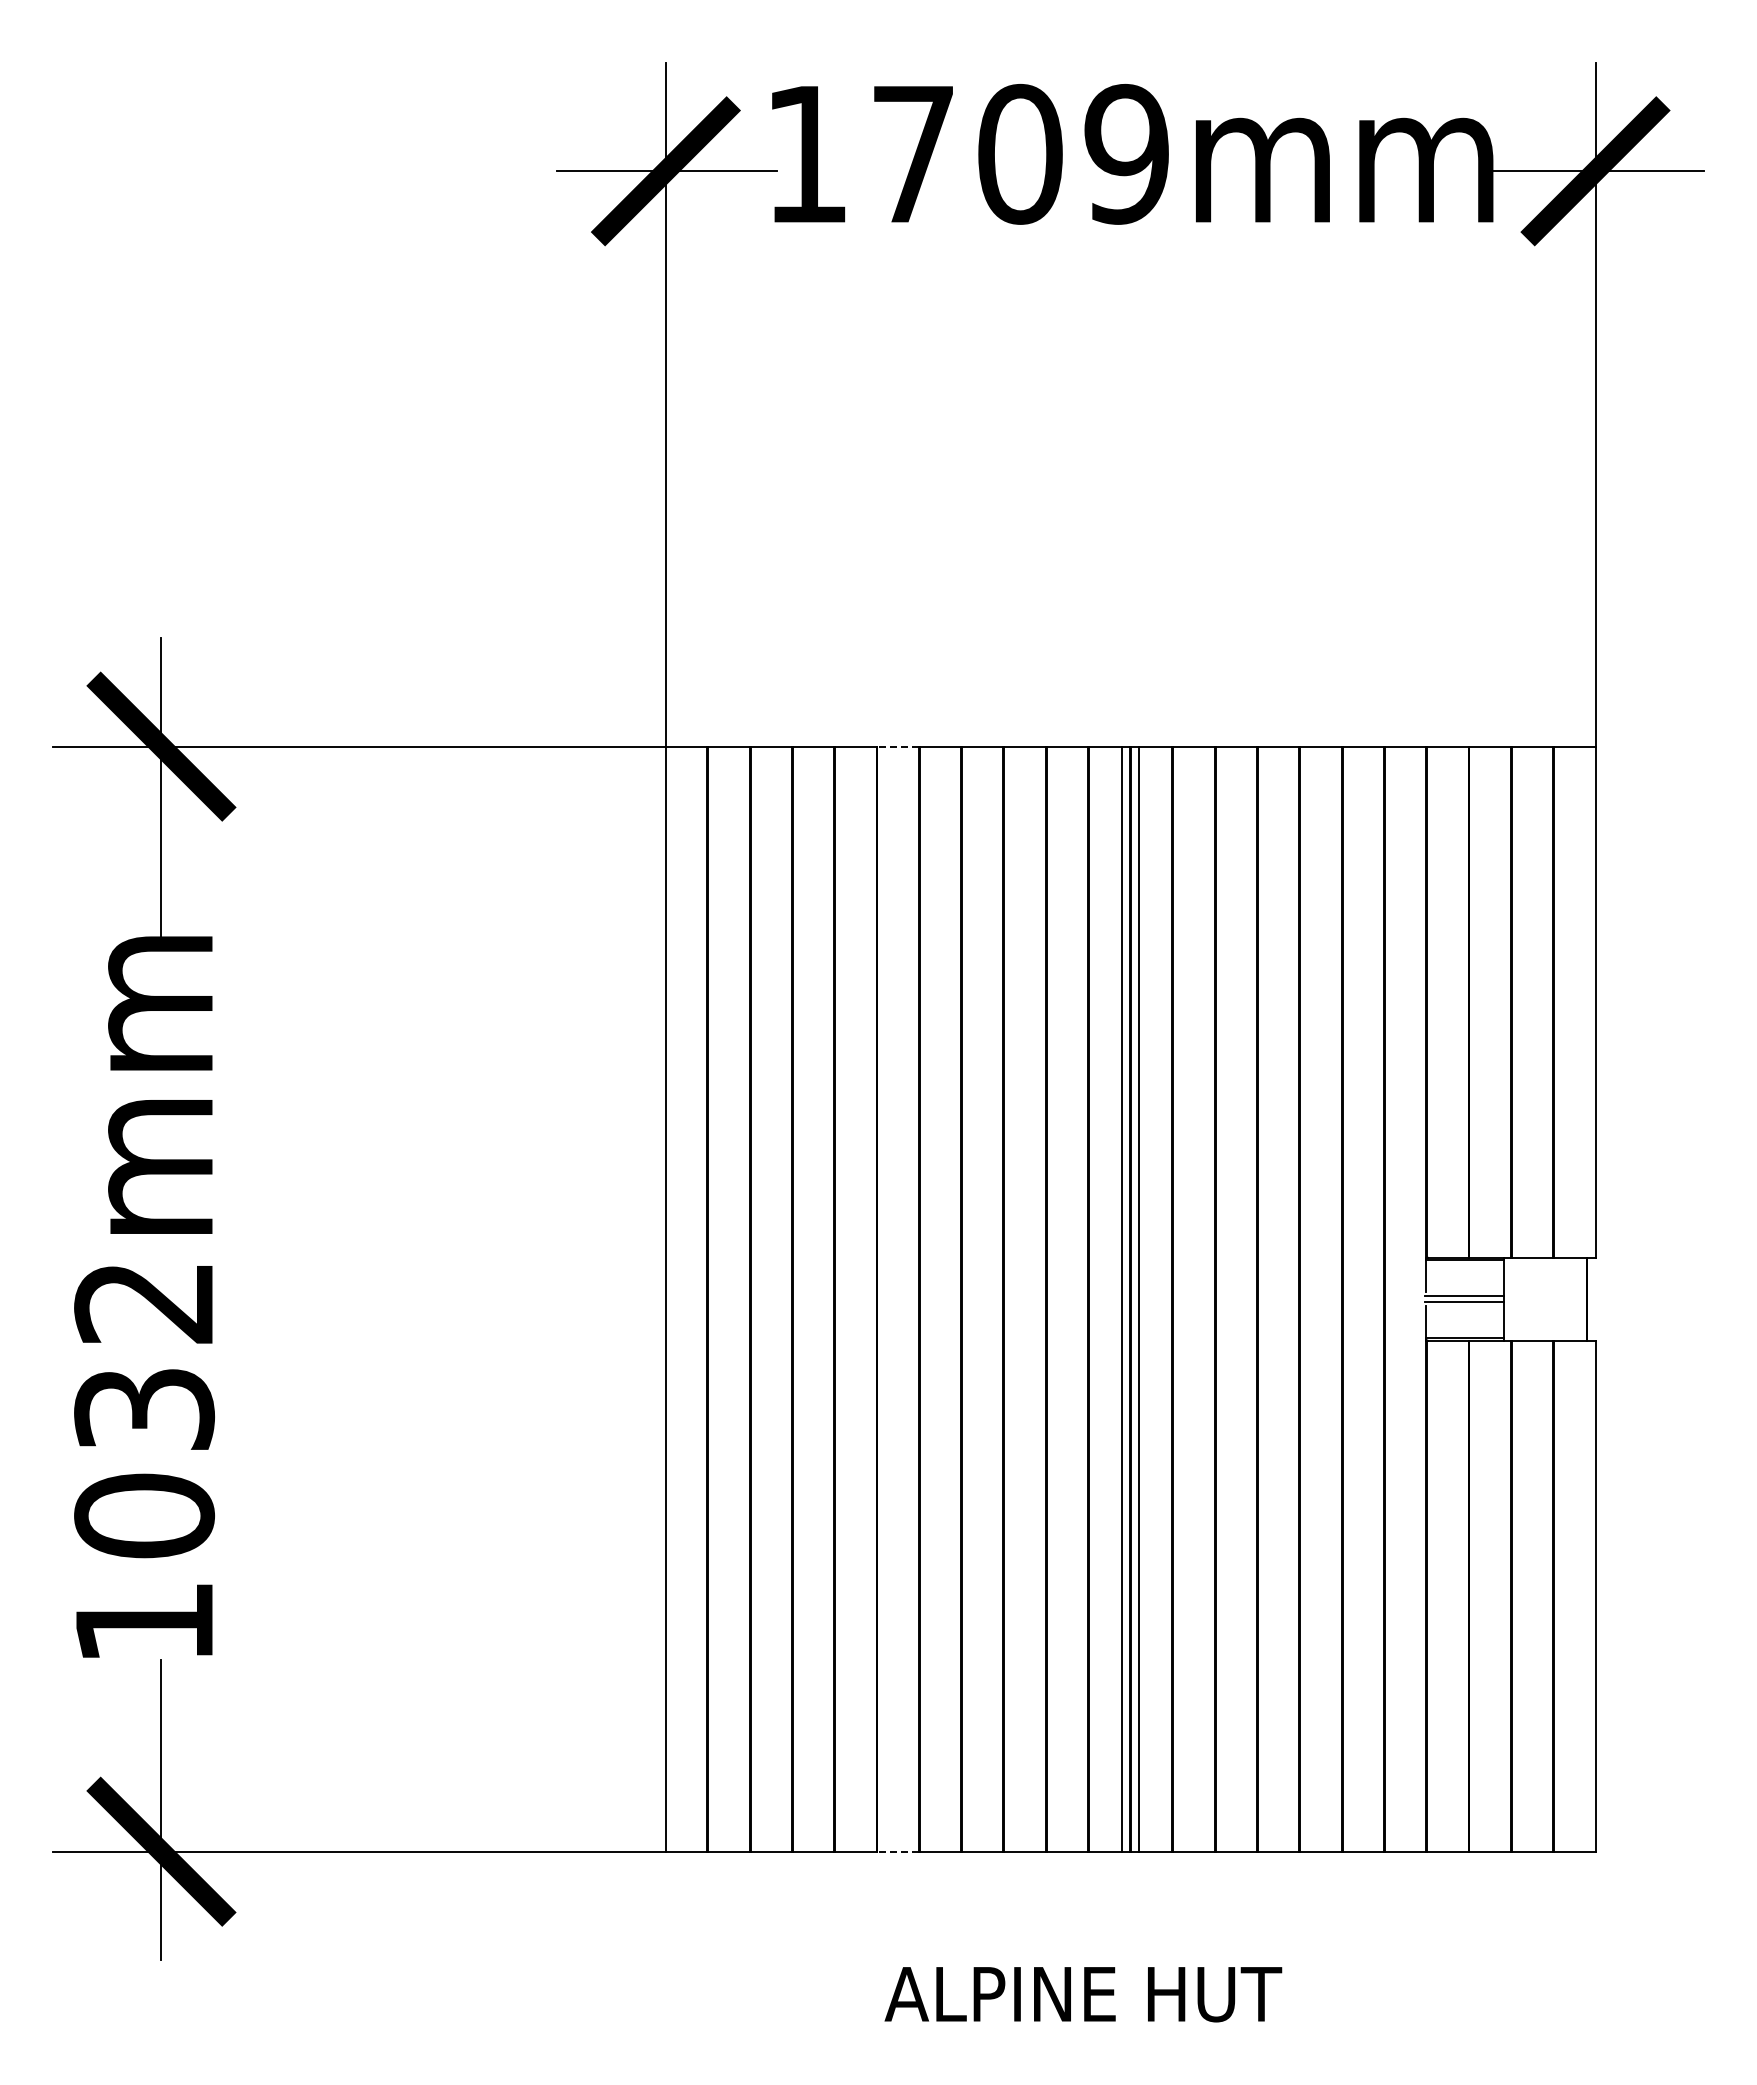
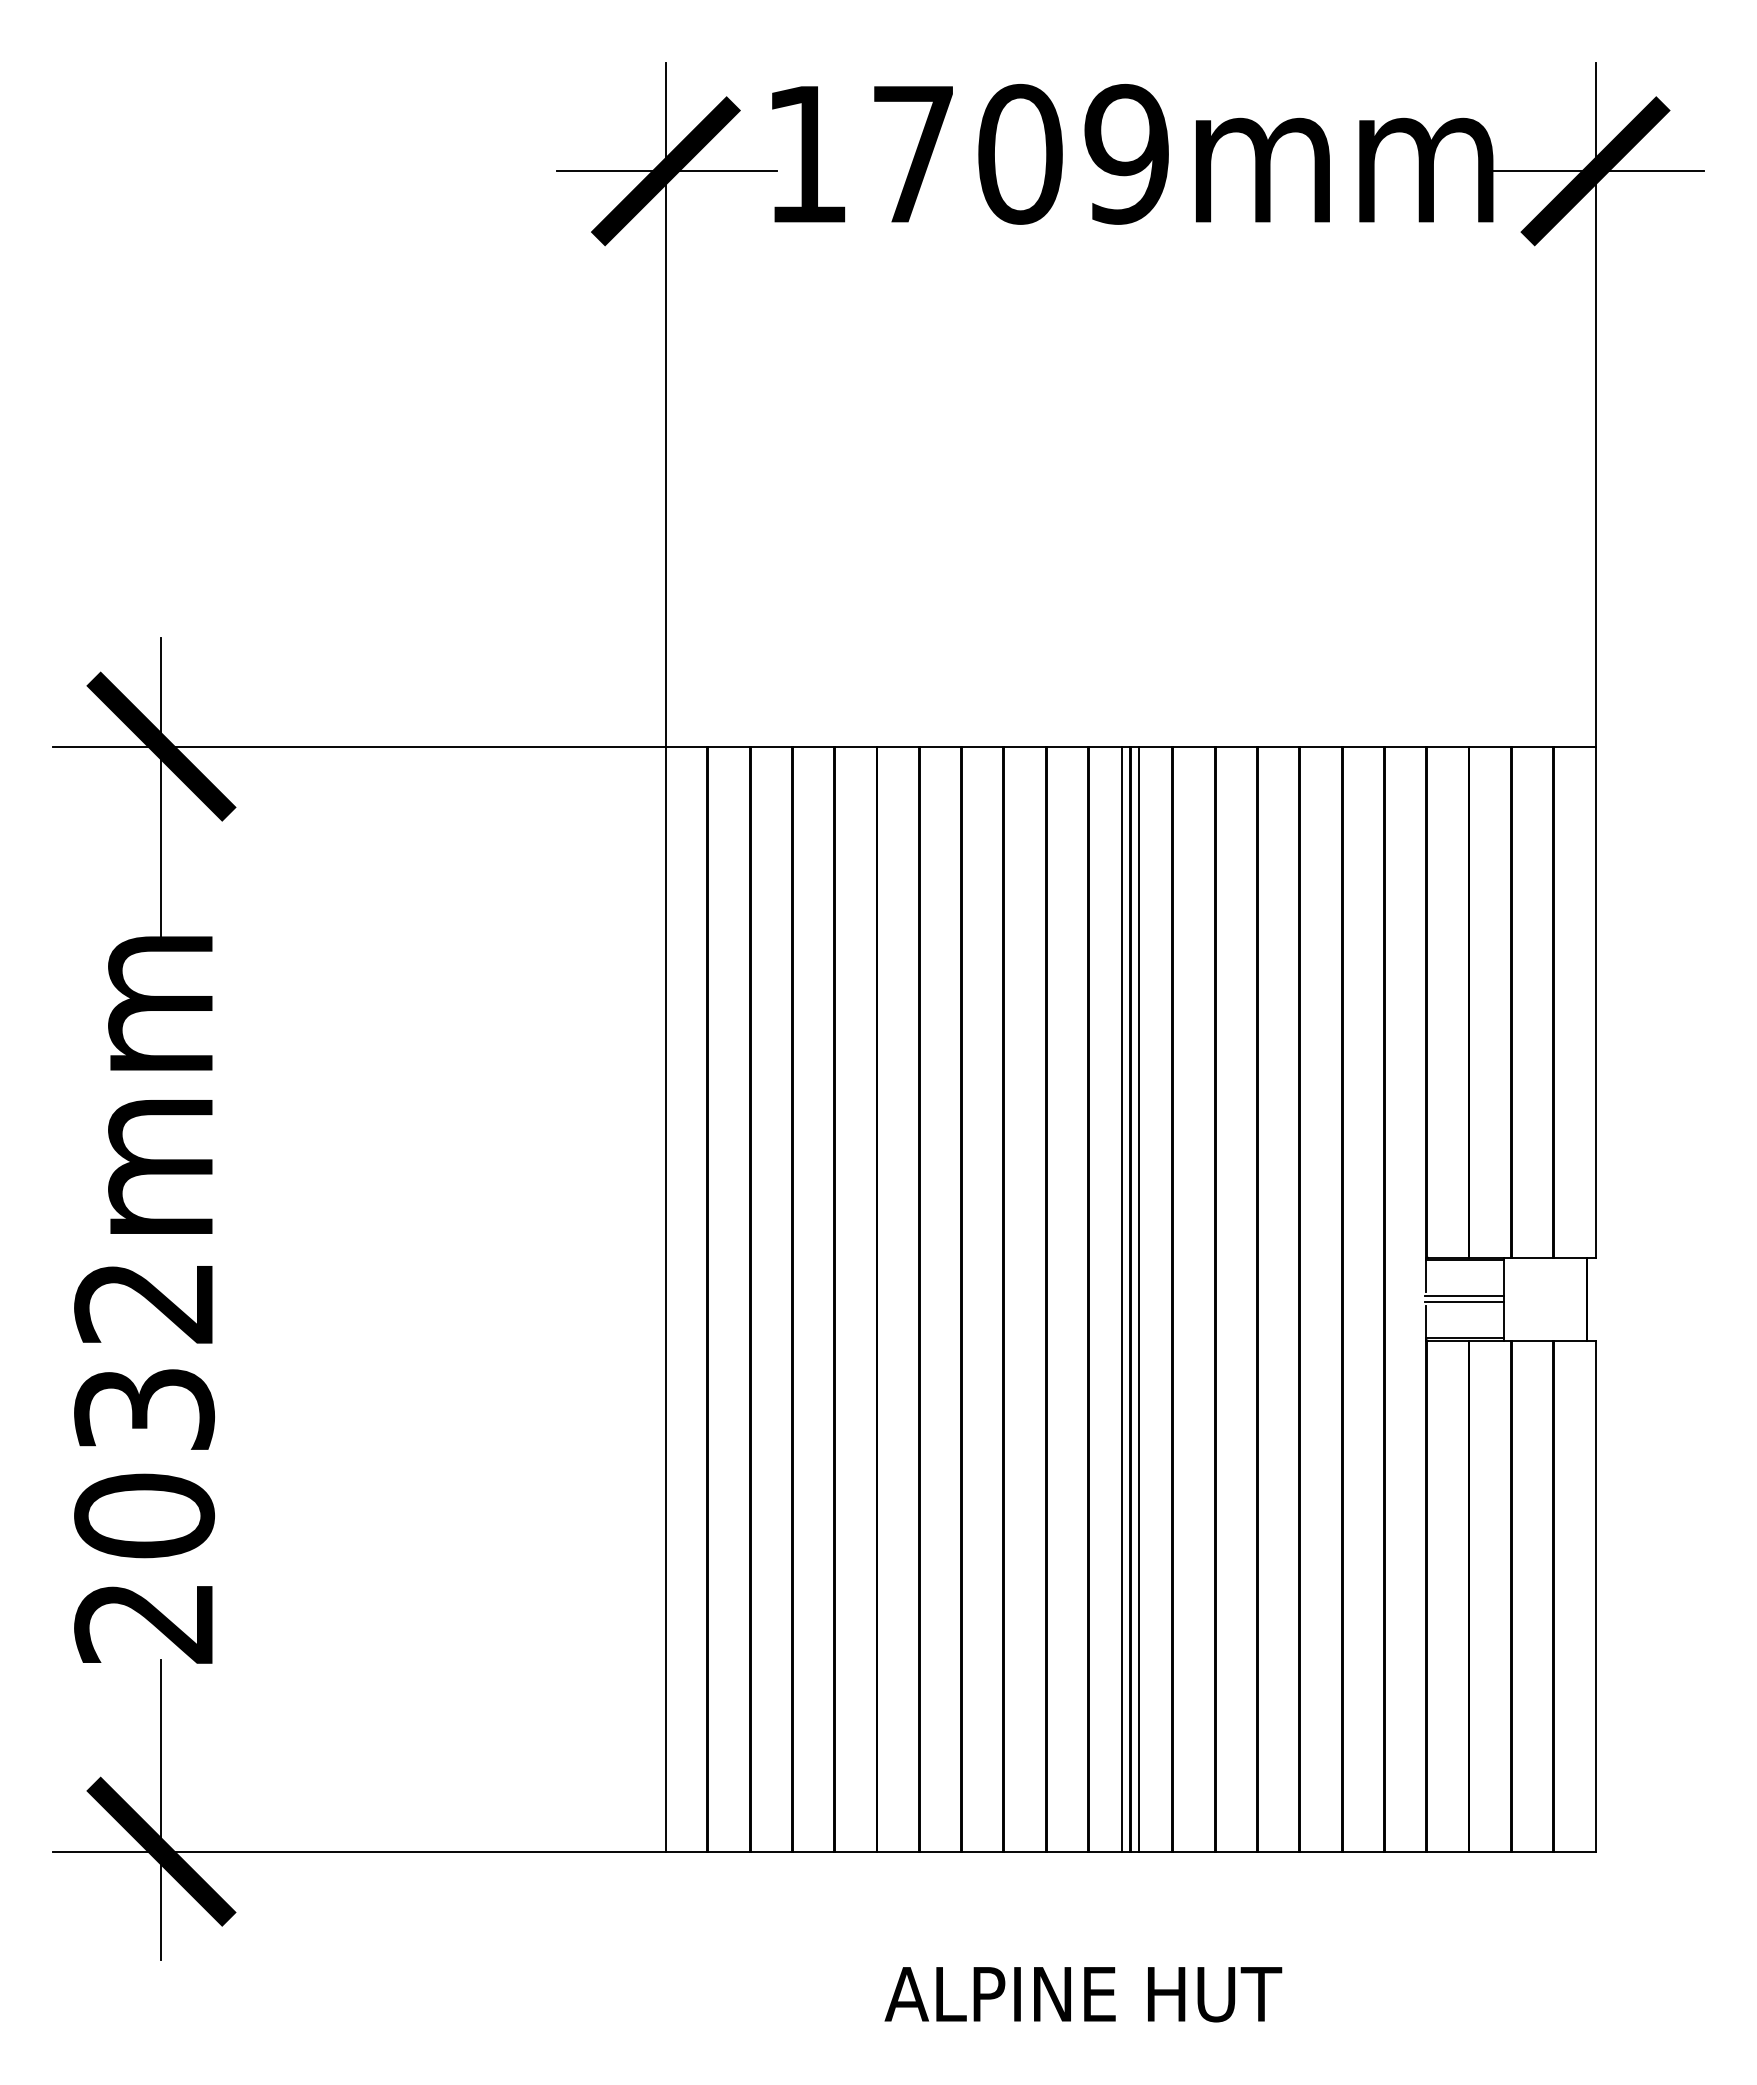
line: dashed -> solid (898, 746)
text: 1032mm -> 2032mm (143, 1623)
line: dashed -> solid (898, 1851)
